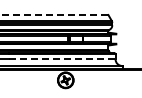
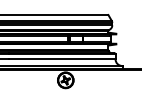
line: dashed -> solid (53, 15)
line: dashed -> solid (62, 59)
